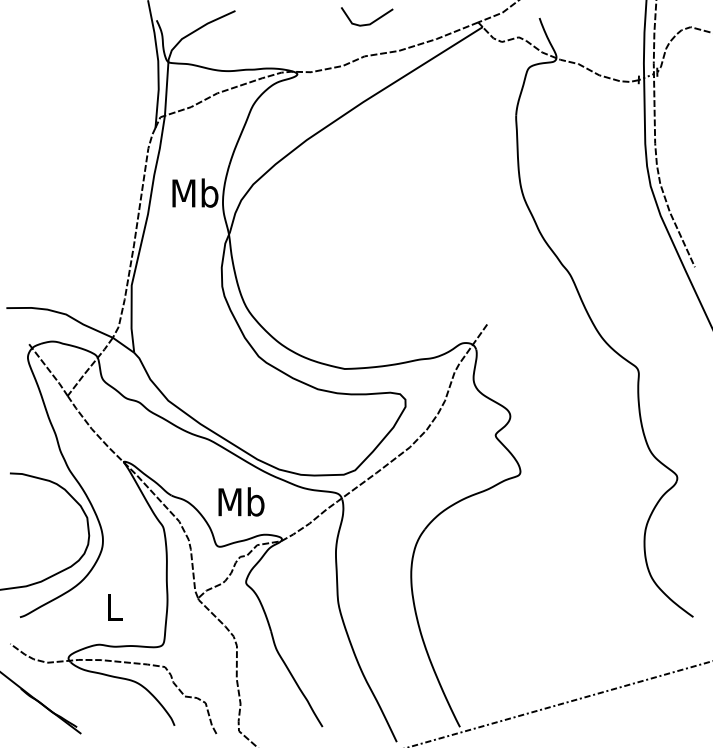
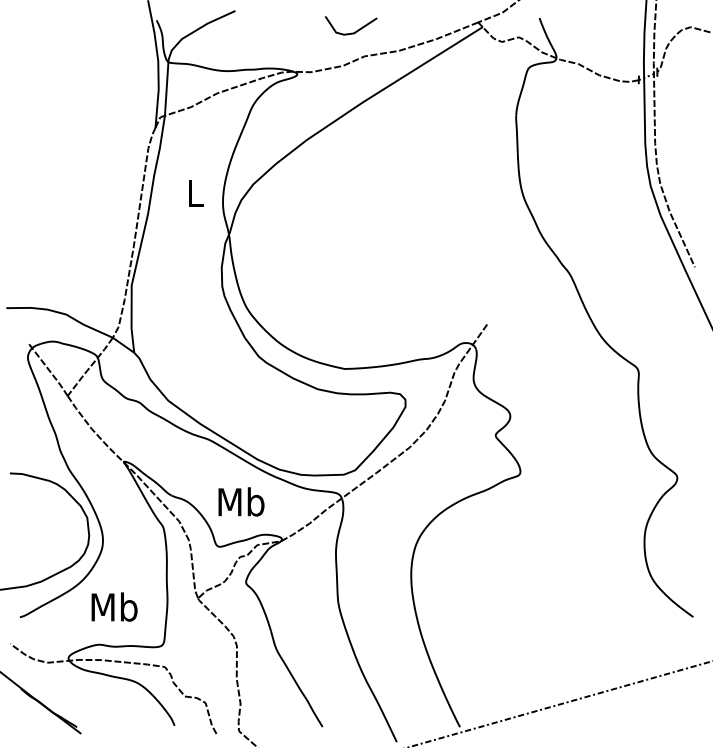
line position: (370, 22) -> (354, 31) (354, 31)
text: Mb -> L (195, 192)
text: L -> Mb (114, 606)
